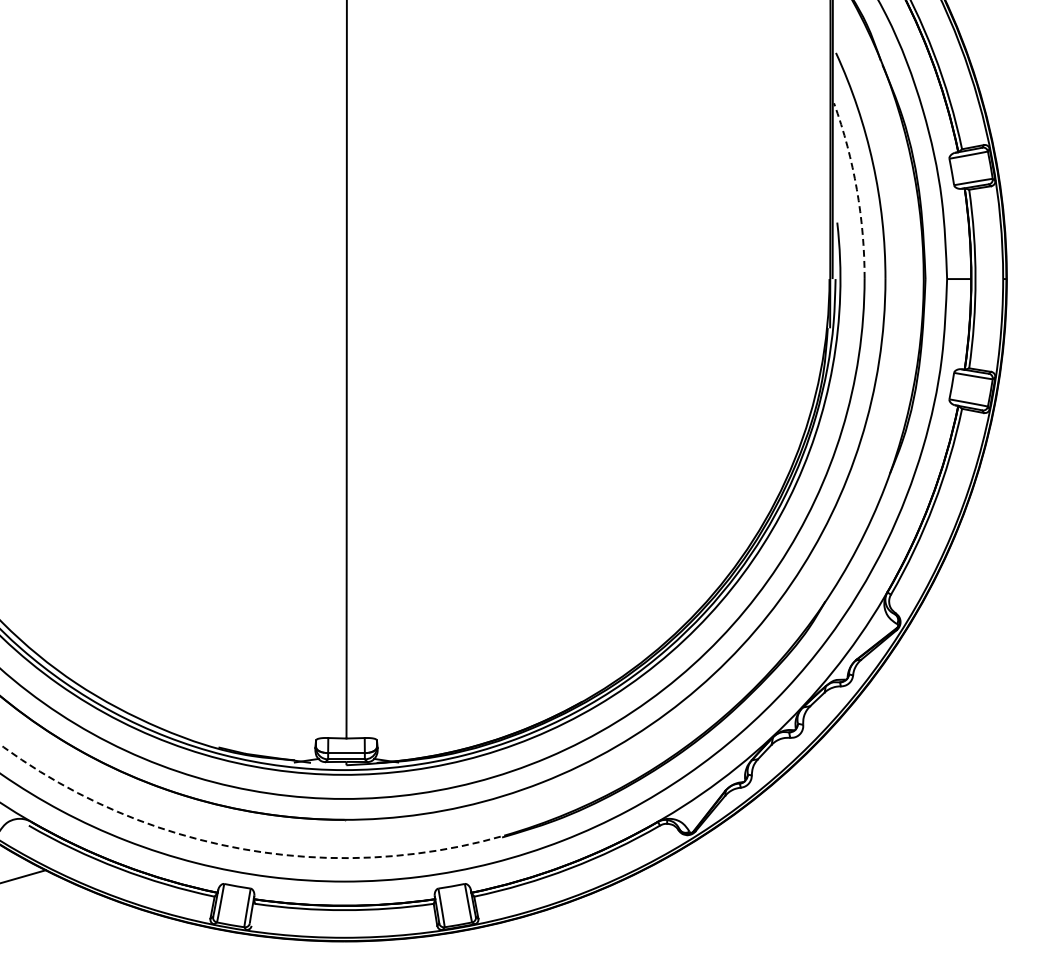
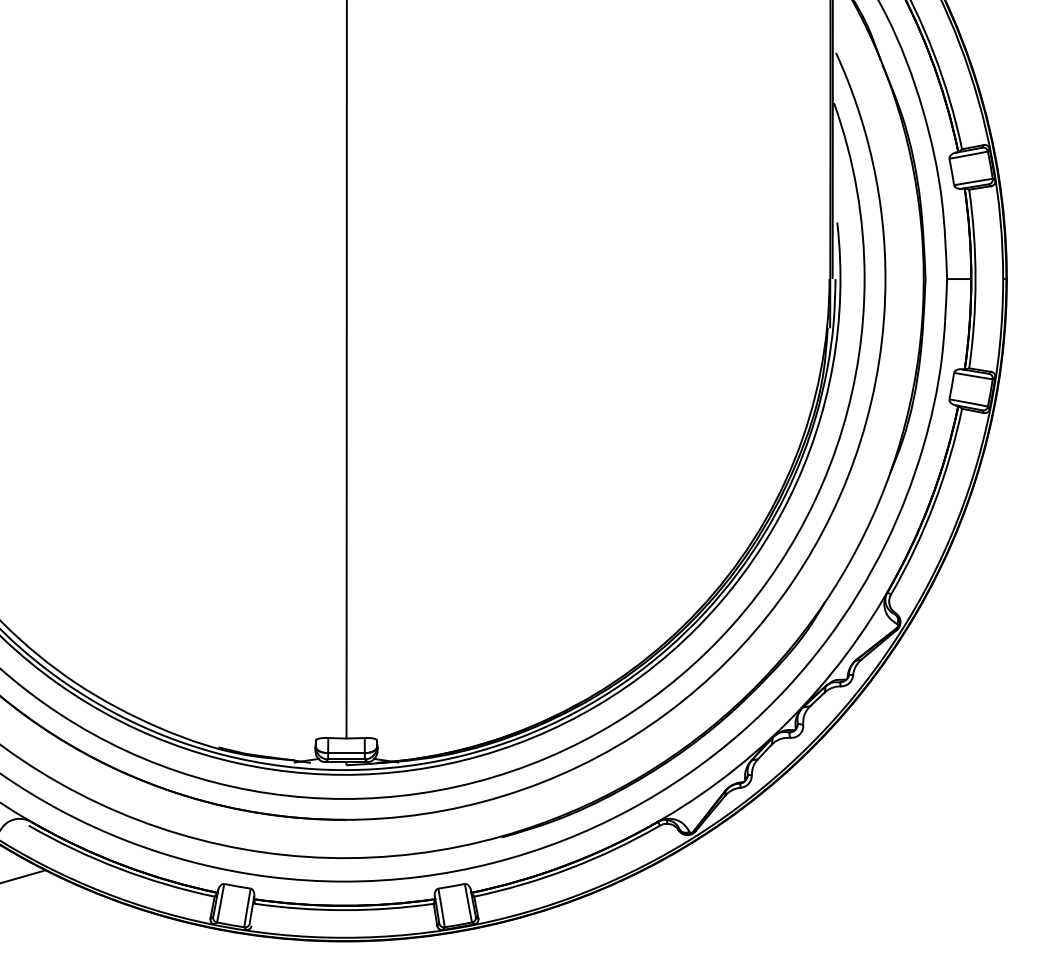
arc: dashed -> solid (856, 189)
arc: dashed -> solid (241, 848)
